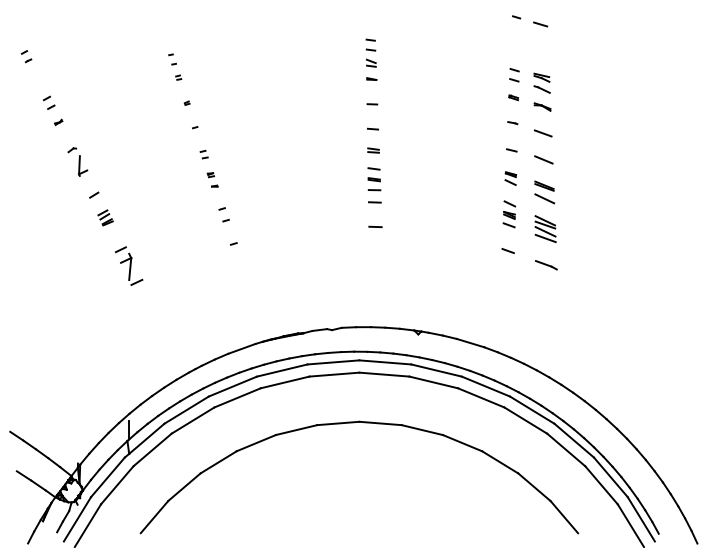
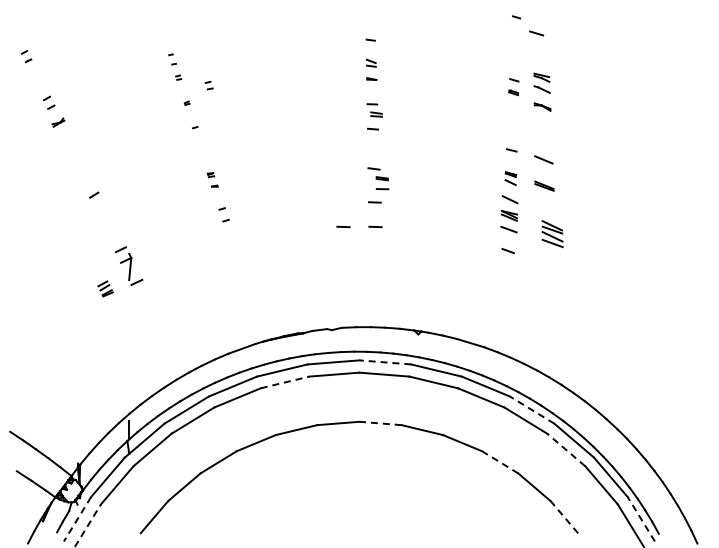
line position: (540, 24) -> (536, 33) (536, 33)
line: present -> none (370, 49)
line: present -> none (514, 70)
part position: (513, 97) -> (513, 92) (513, 92)
part size: 10x8 px -> 15x11 px (58, 122)
part: present -> none (512, 123)
line: present -> none (543, 133)
part position: (373, 150) -> (376, 114) (376, 114)
part position: (203, 154) -> (208, 85) (208, 85)
part: present -> none (77, 161)
part position: (374, 184) -> (382, 183) (382, 183)
line: present -> none (544, 198)
part size: 15x29 px -> 19x39 px (509, 214)
part position: (105, 217) -> (105, 288) (105, 288)
line: none -> present (343, 226)
part position: (545, 228) -> (552, 233) (552, 233)
line: present -> none (233, 243)
line: present -> none (546, 265)
line: solid -> dashed (384, 362)
line: solid -> dashed (285, 382)
line: solid -> dashed (531, 409)
line: solid -> dashed (380, 423)
line: solid -> dashed (565, 449)
line: solid -> dashed (499, 462)
line: solid -> dashed (563, 516)
line: solid -> dashed (641, 518)
line: solid -> dashed (77, 519)
line: solid -> dashed (88, 525)
